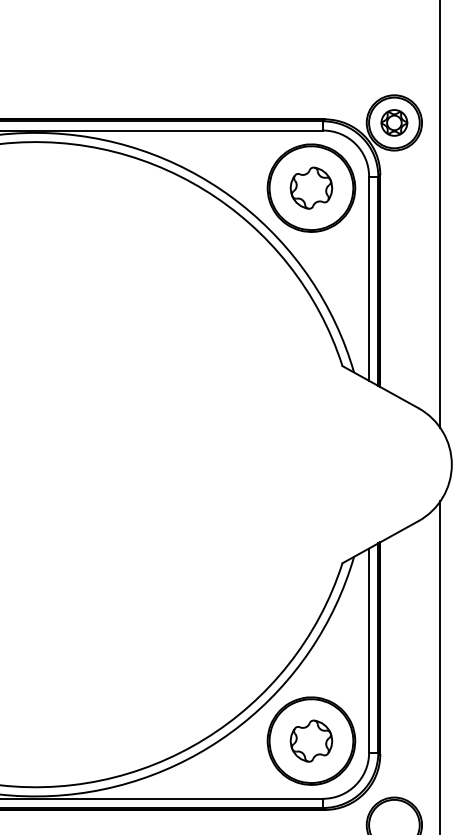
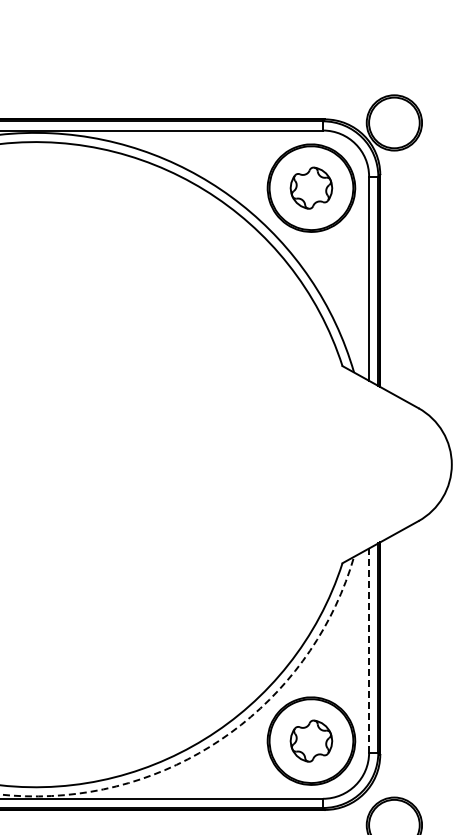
part: present -> none (394, 122)
line: present -> none (440, 215)
line: solid -> dashed (369, 650)
line: present -> none (440, 666)
arc: solid -> dashed (219, 740)
